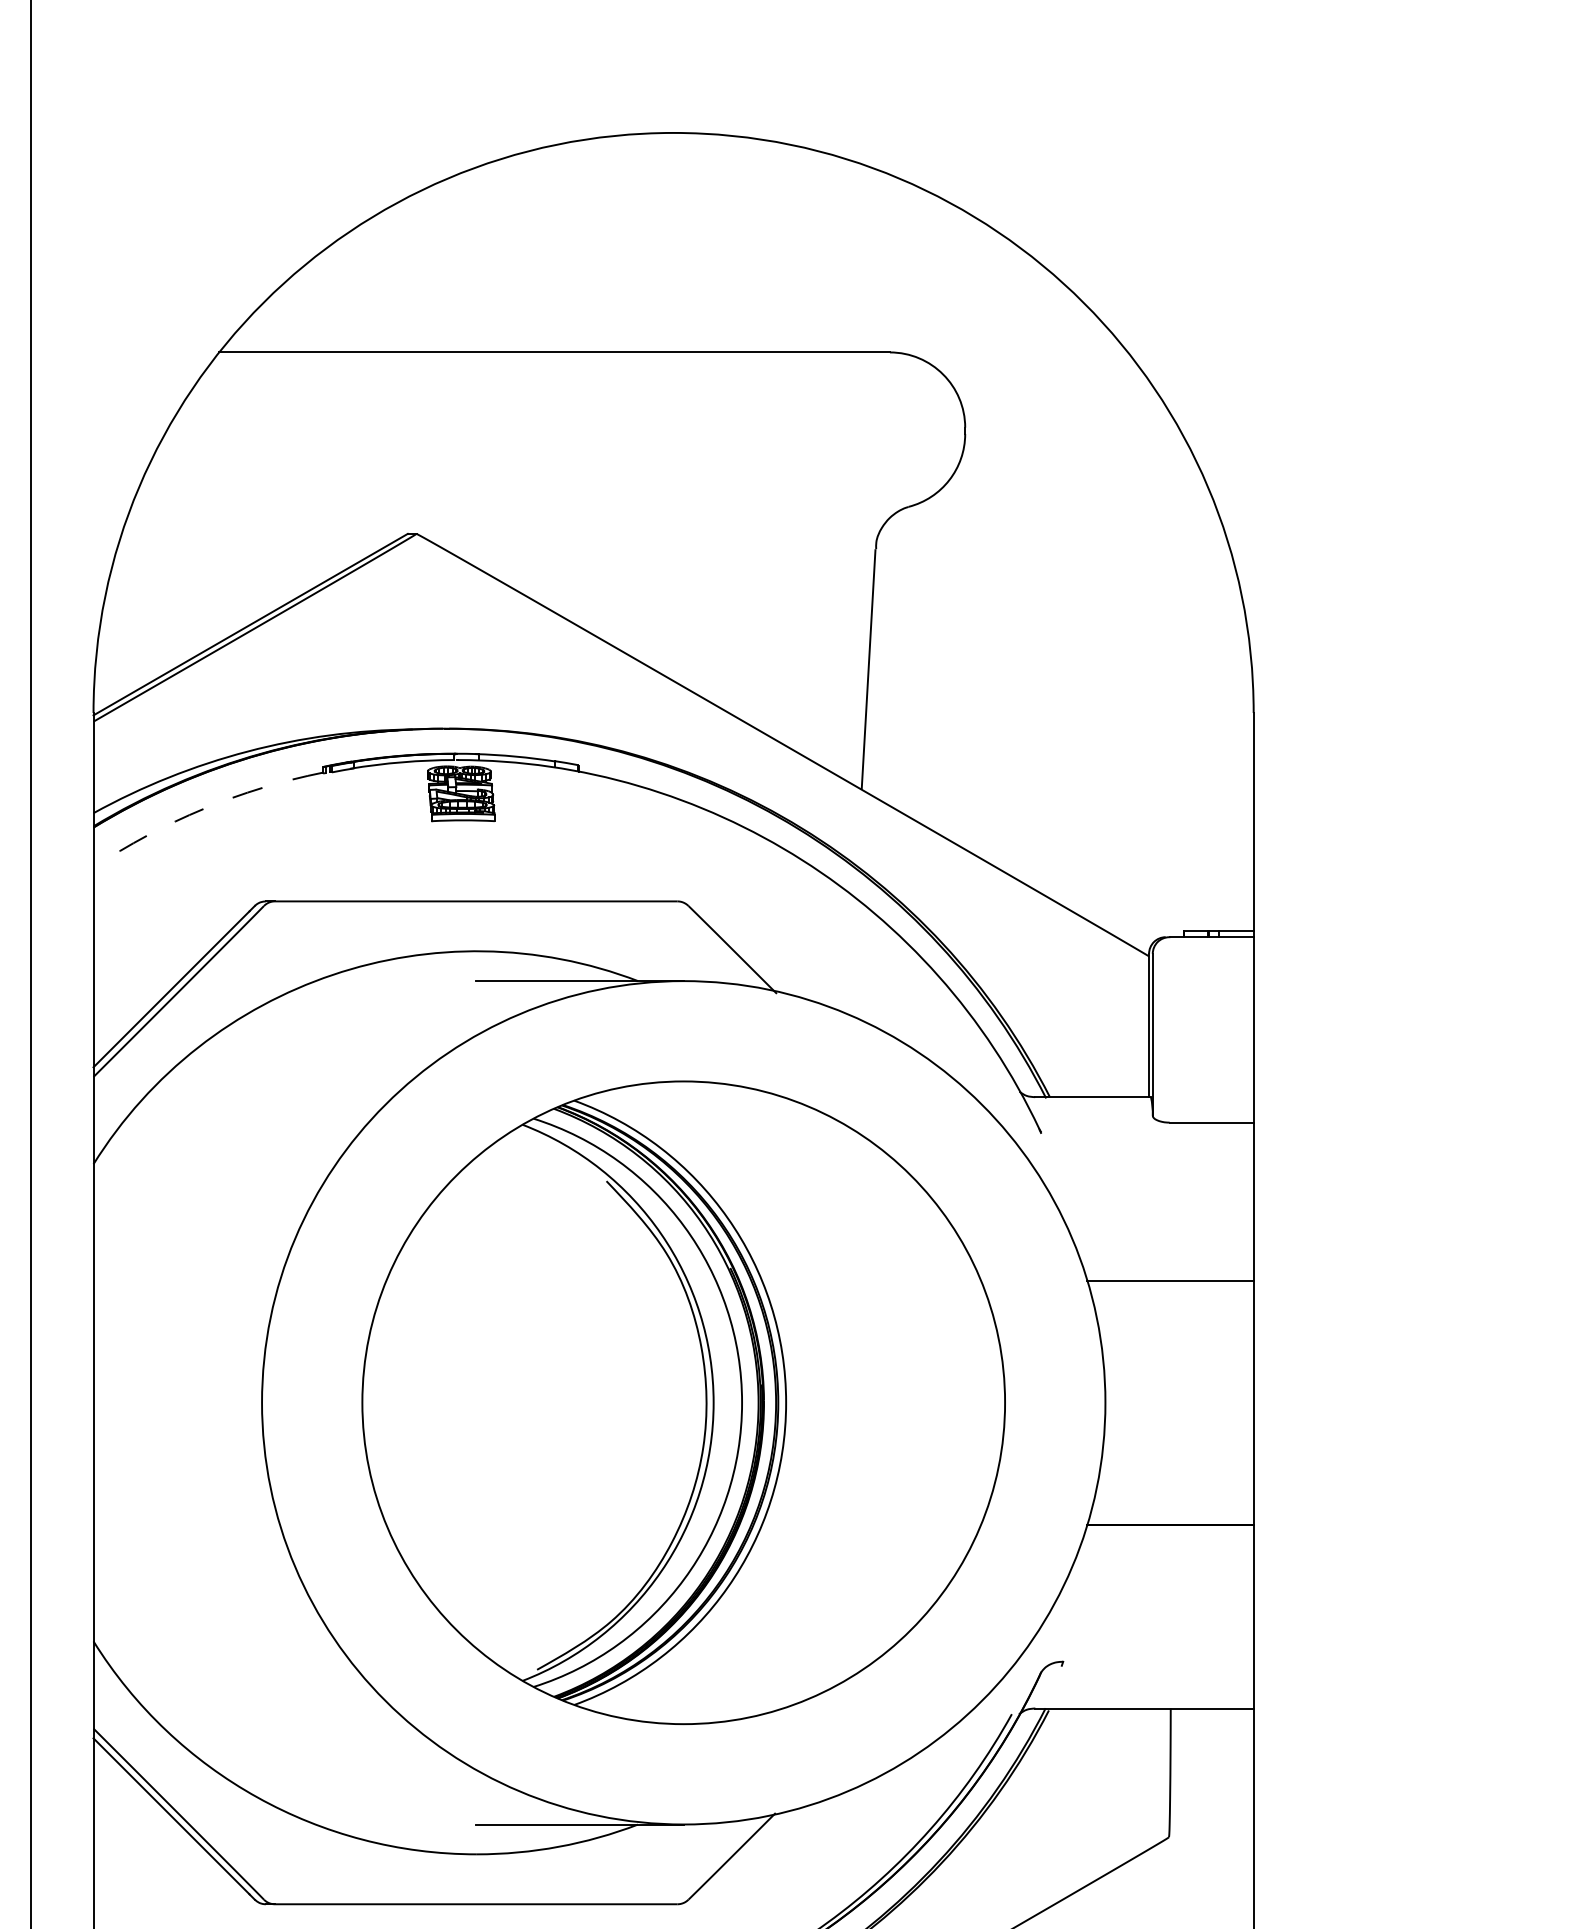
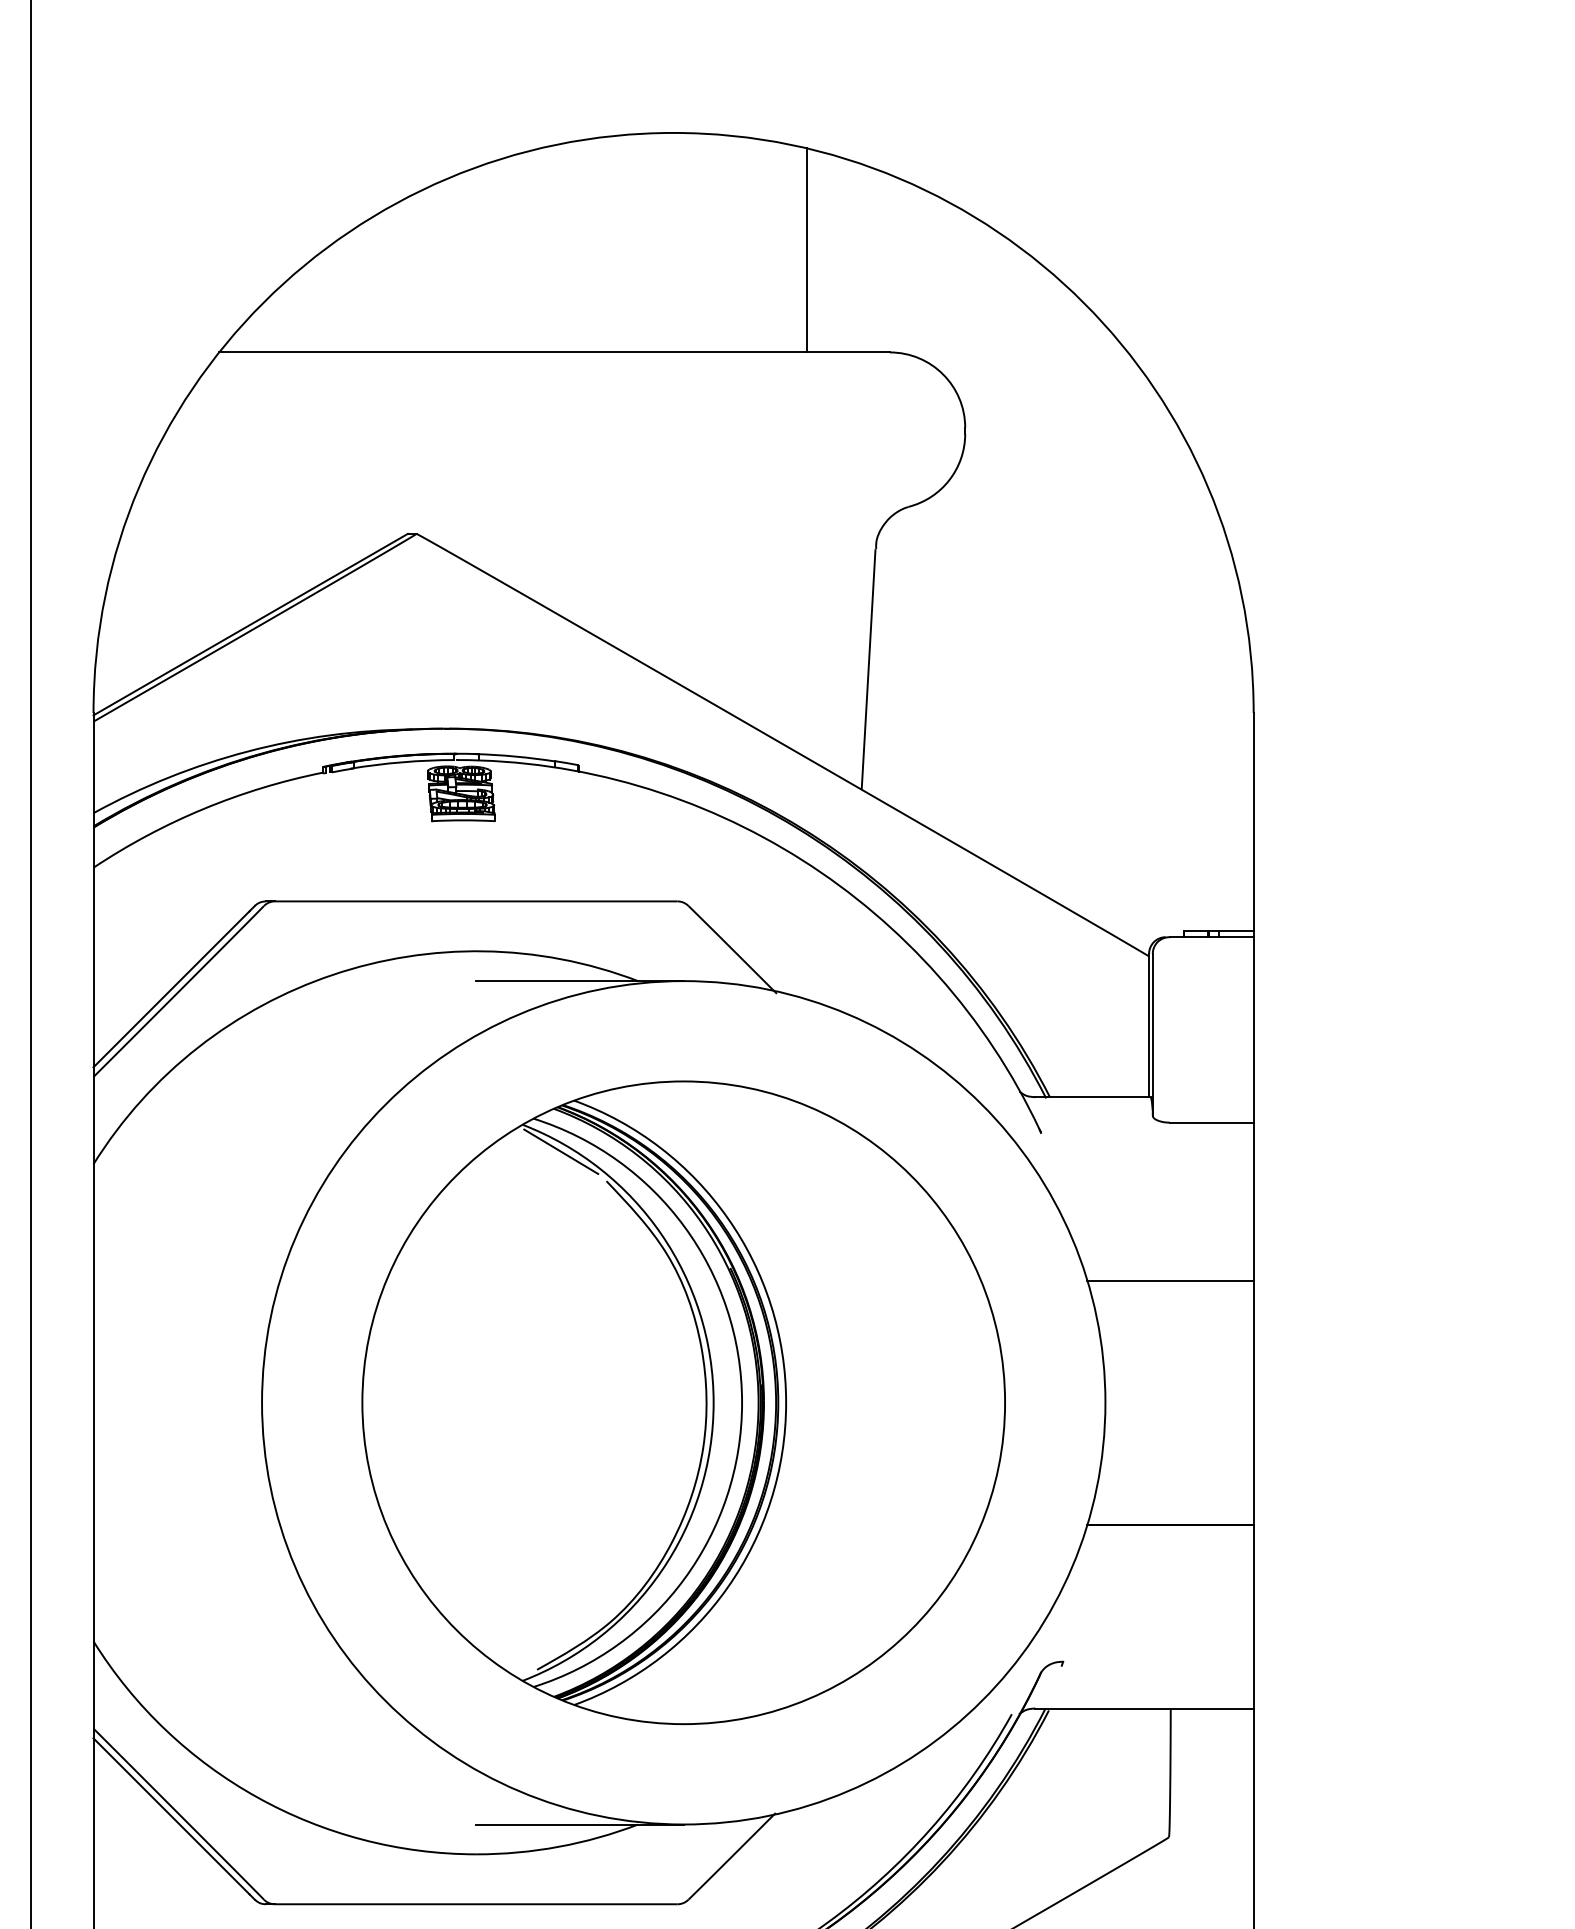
line: none -> present (806, 250)
arc: dashed -> solid (203, 808)
line: none -> present (561, 1151)
